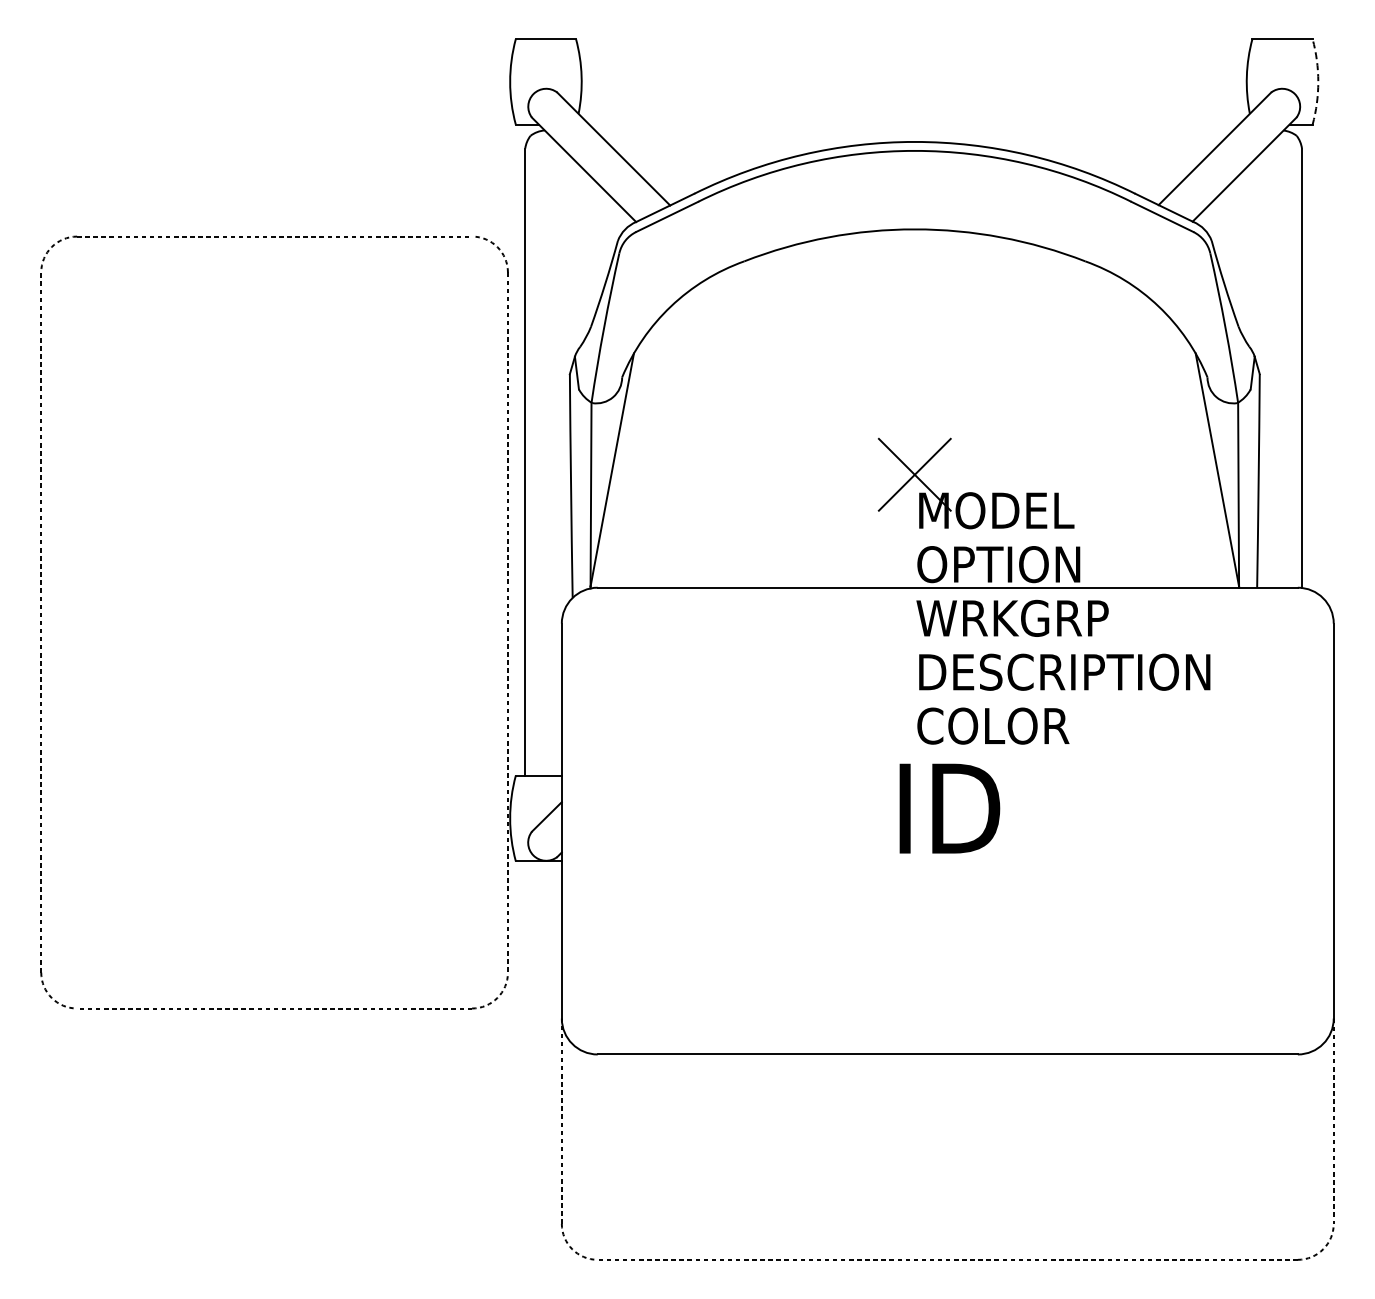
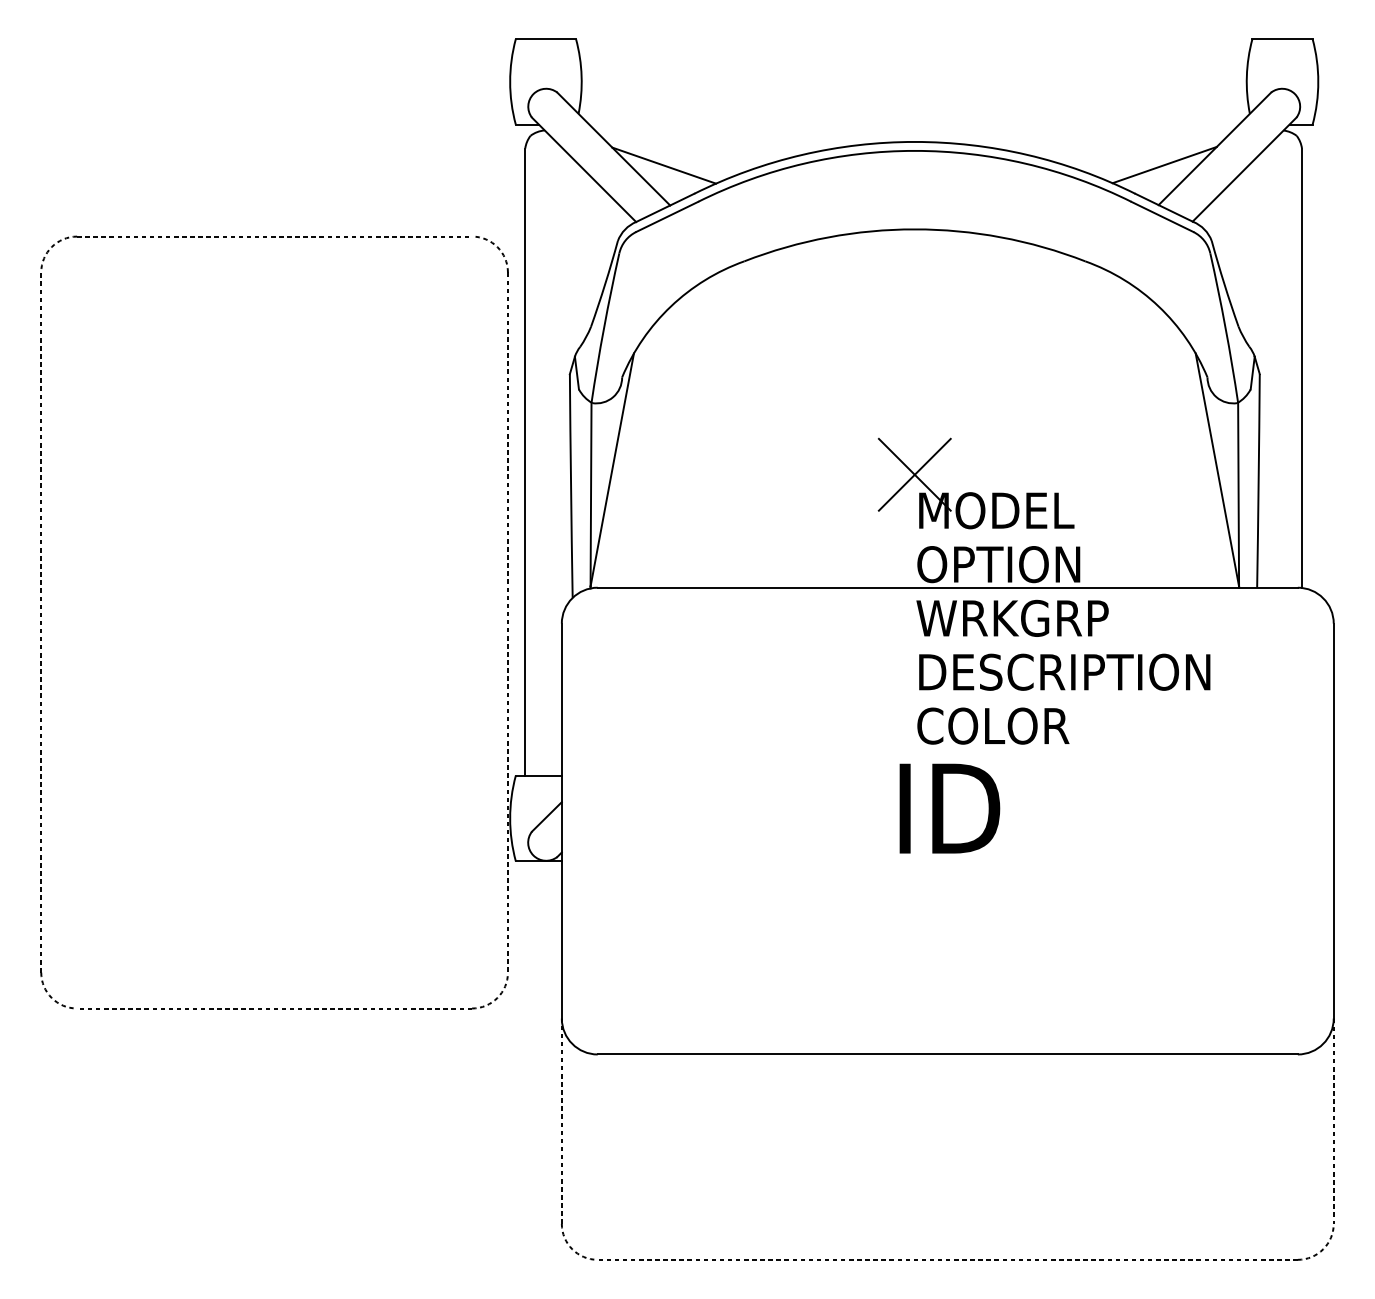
arc: dashed -> solid (1318, 81)
line: none -> present (1164, 164)
line: none -> present (664, 165)
